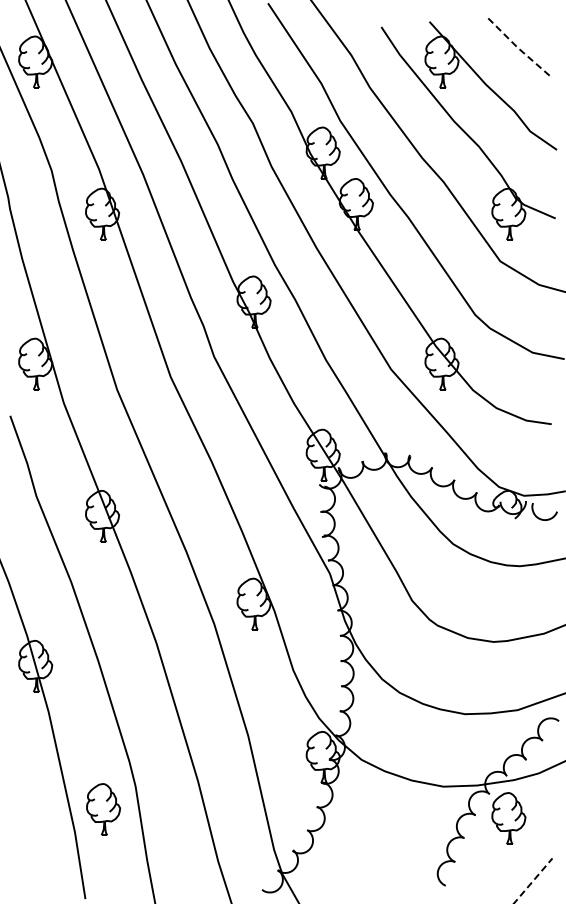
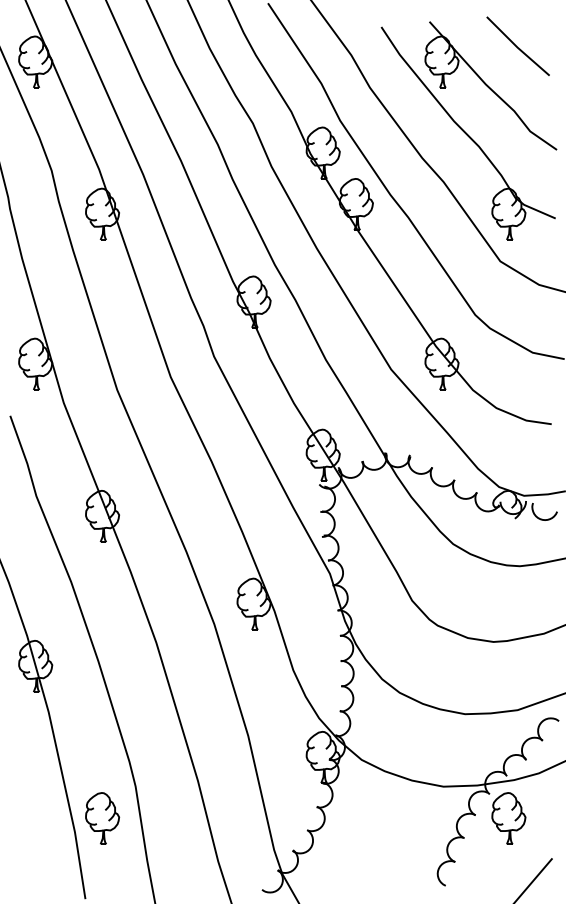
line: dashed -> solid (517, 47)
part position: (103, 809) -> (102, 818) (102, 818)
line: dashed -> solid (533, 881)
